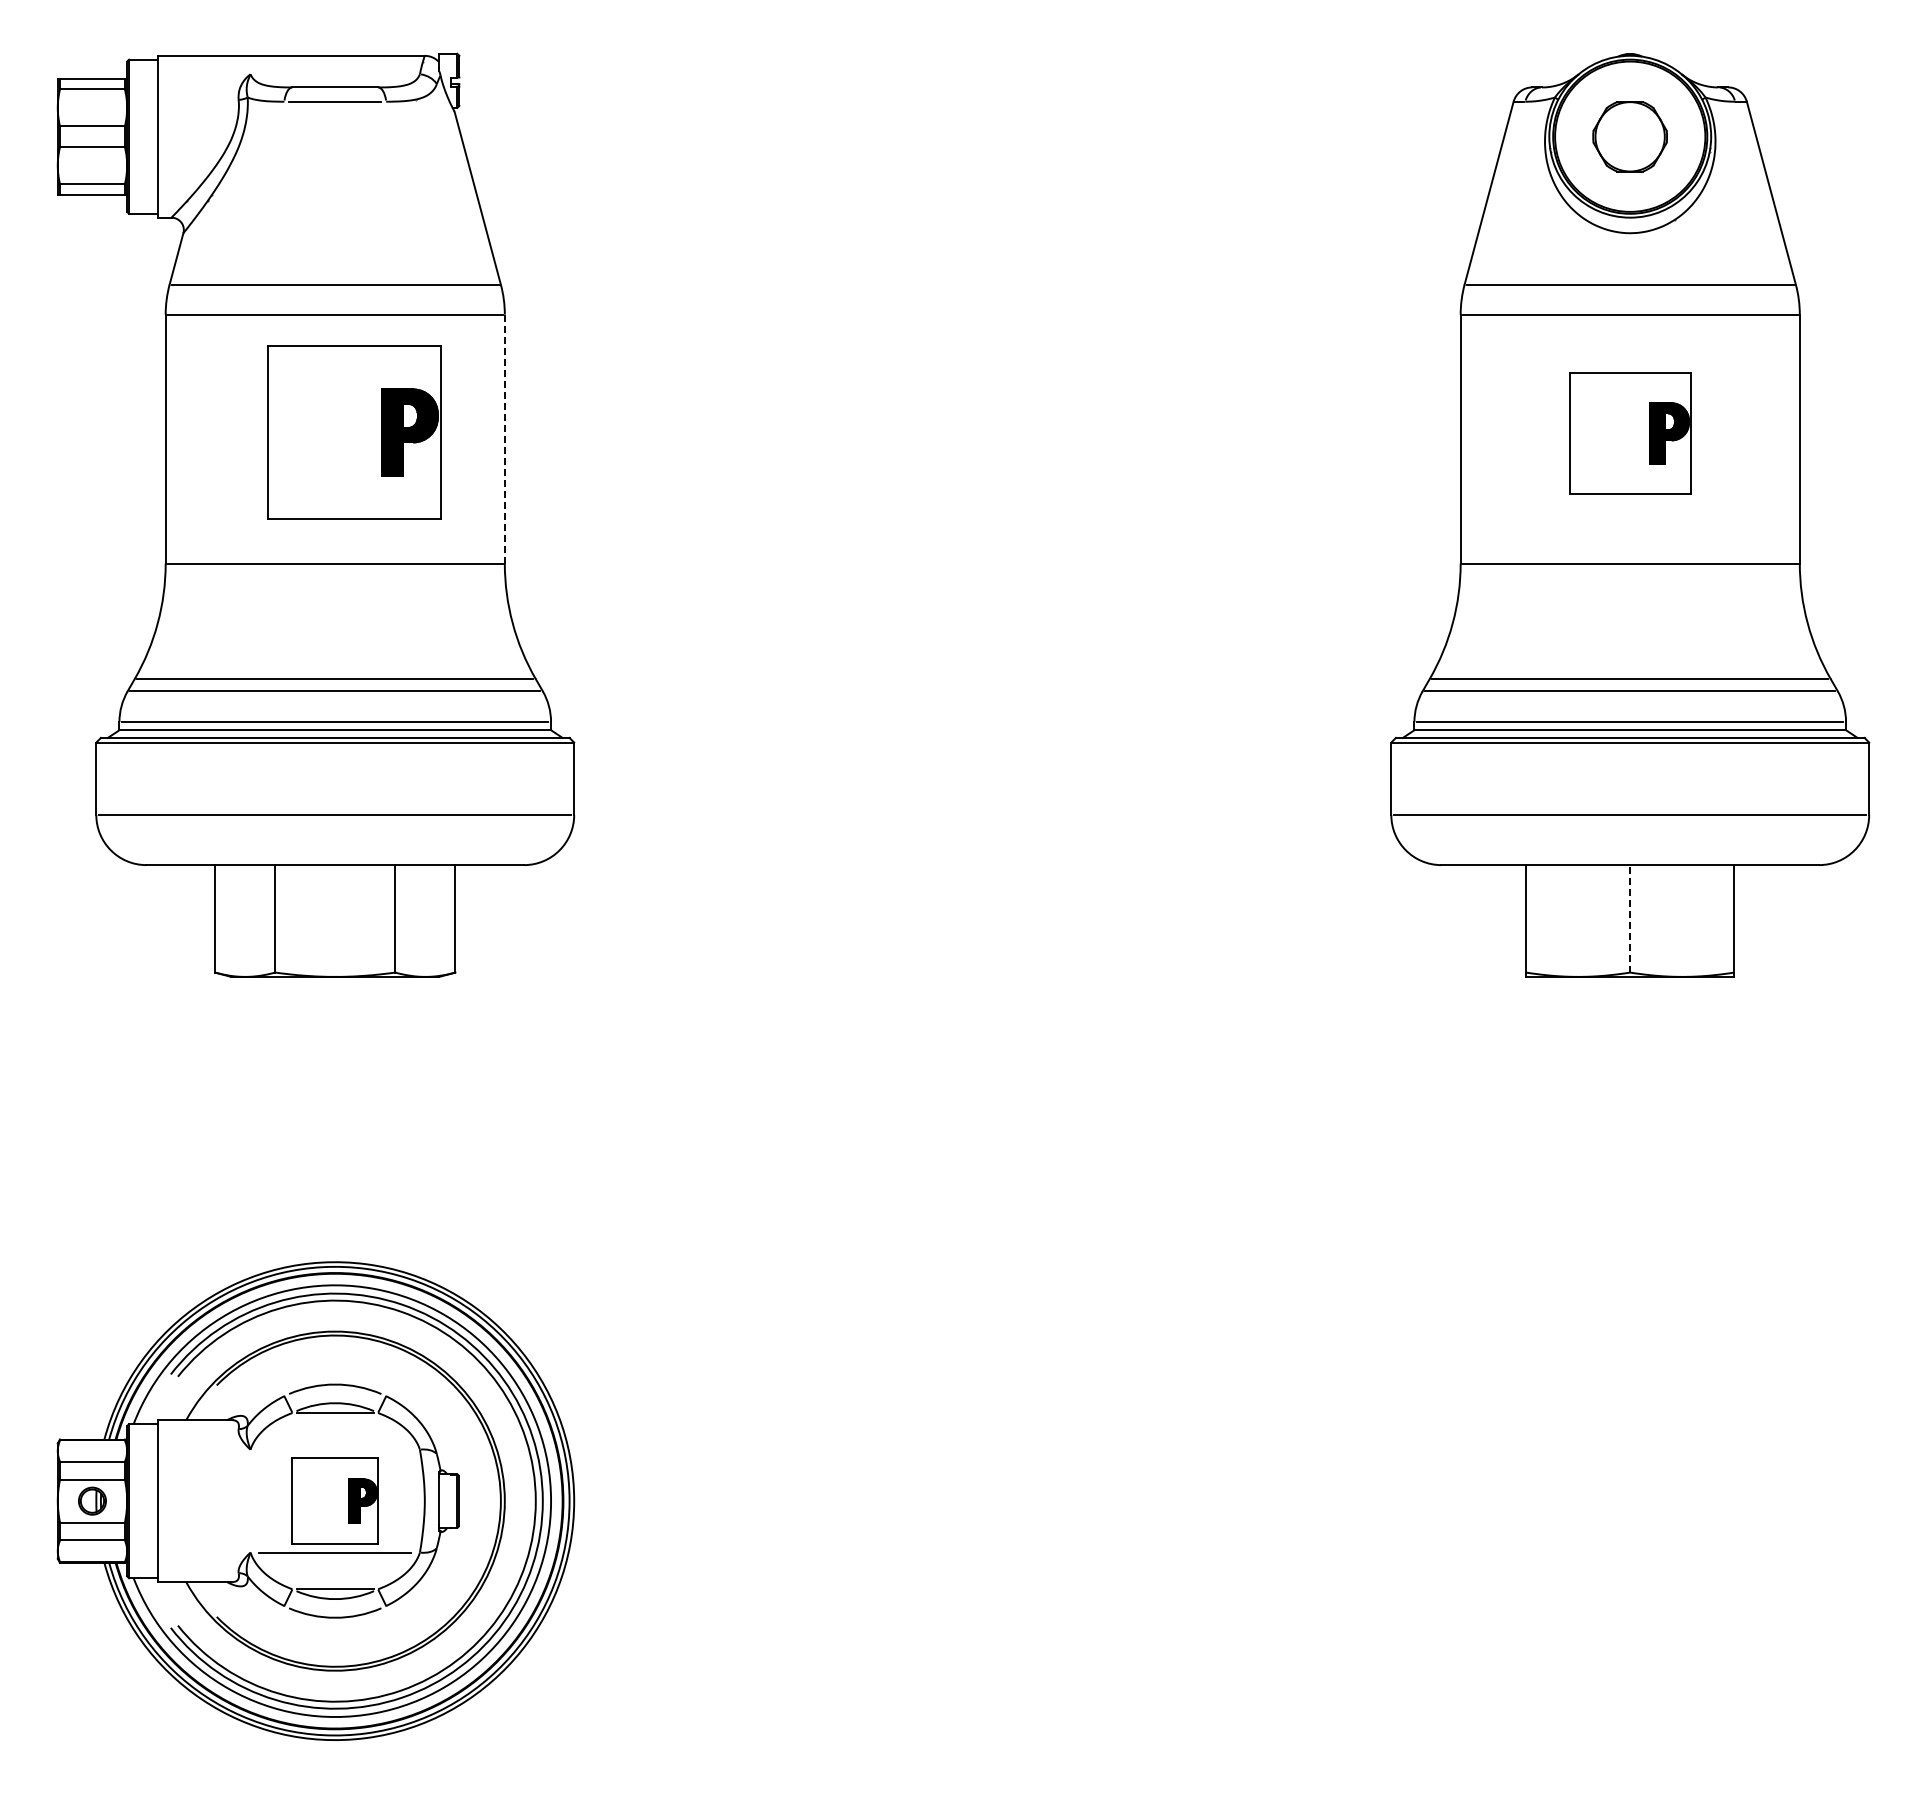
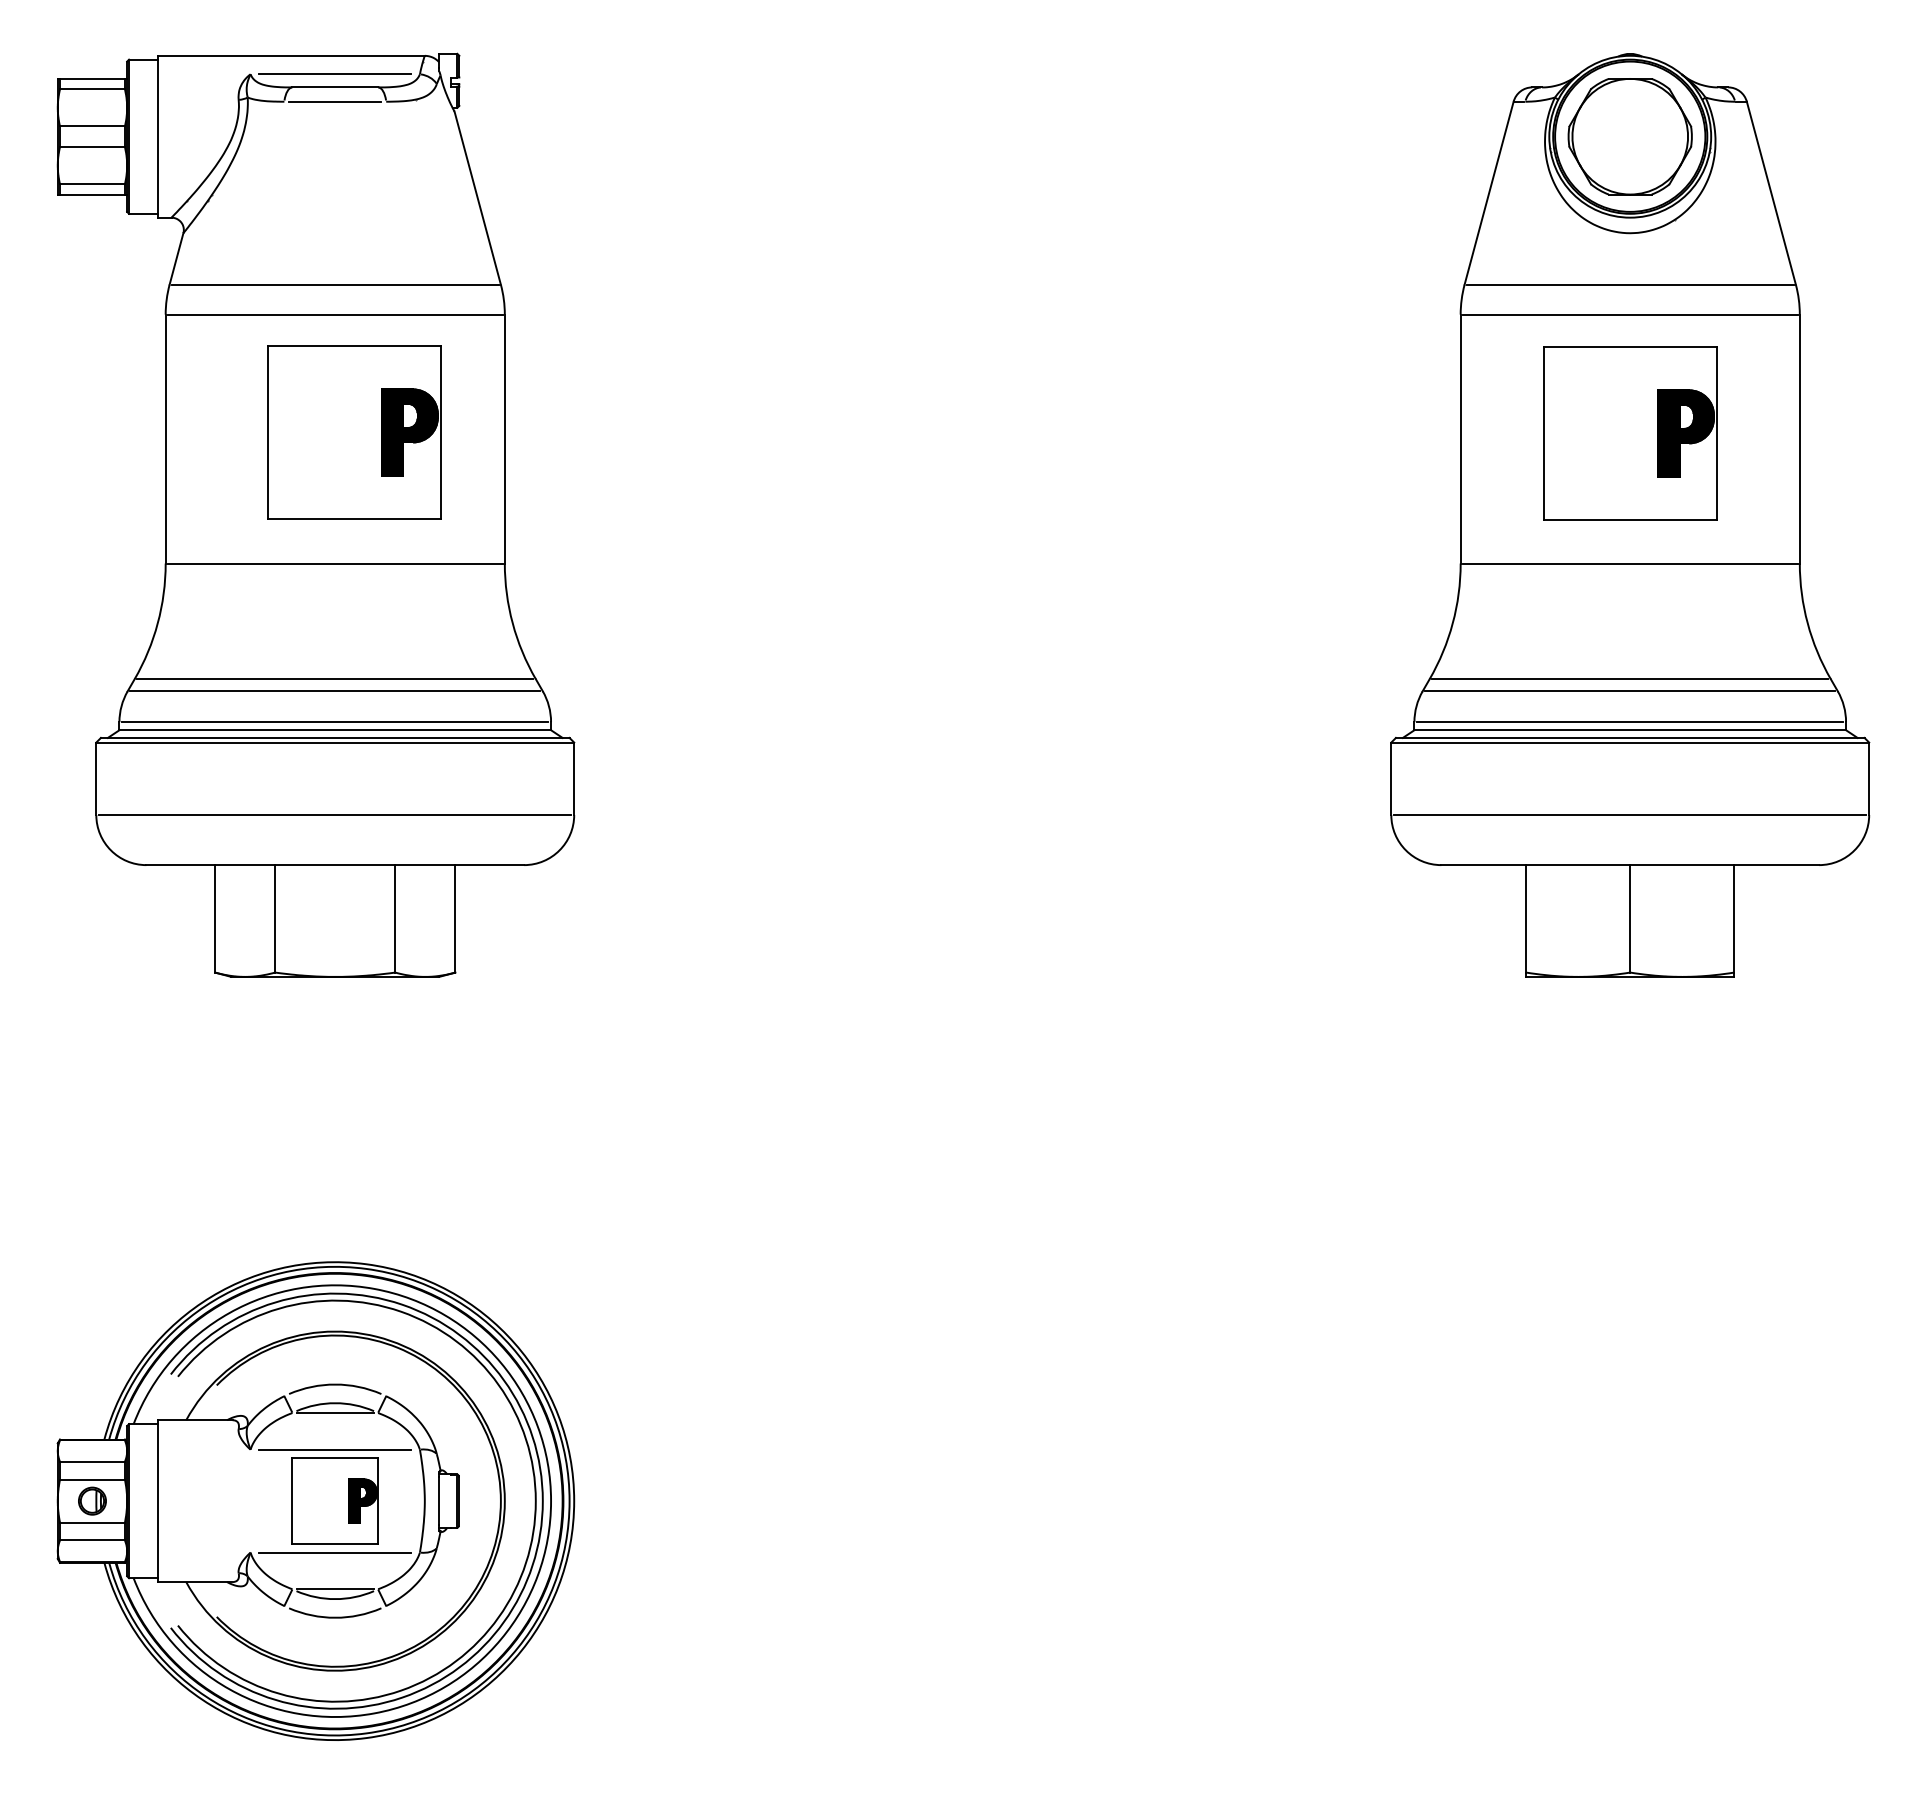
line: none -> present (335, 74)
part size: 76x72 px -> 126x118 px (1629, 136)
part size: 123x123 px -> 175x175 px (1630, 433)
line: dashed -> solid (504, 438)
line: dashed -> solid (1630, 918)
line: none -> present (335, 1449)
